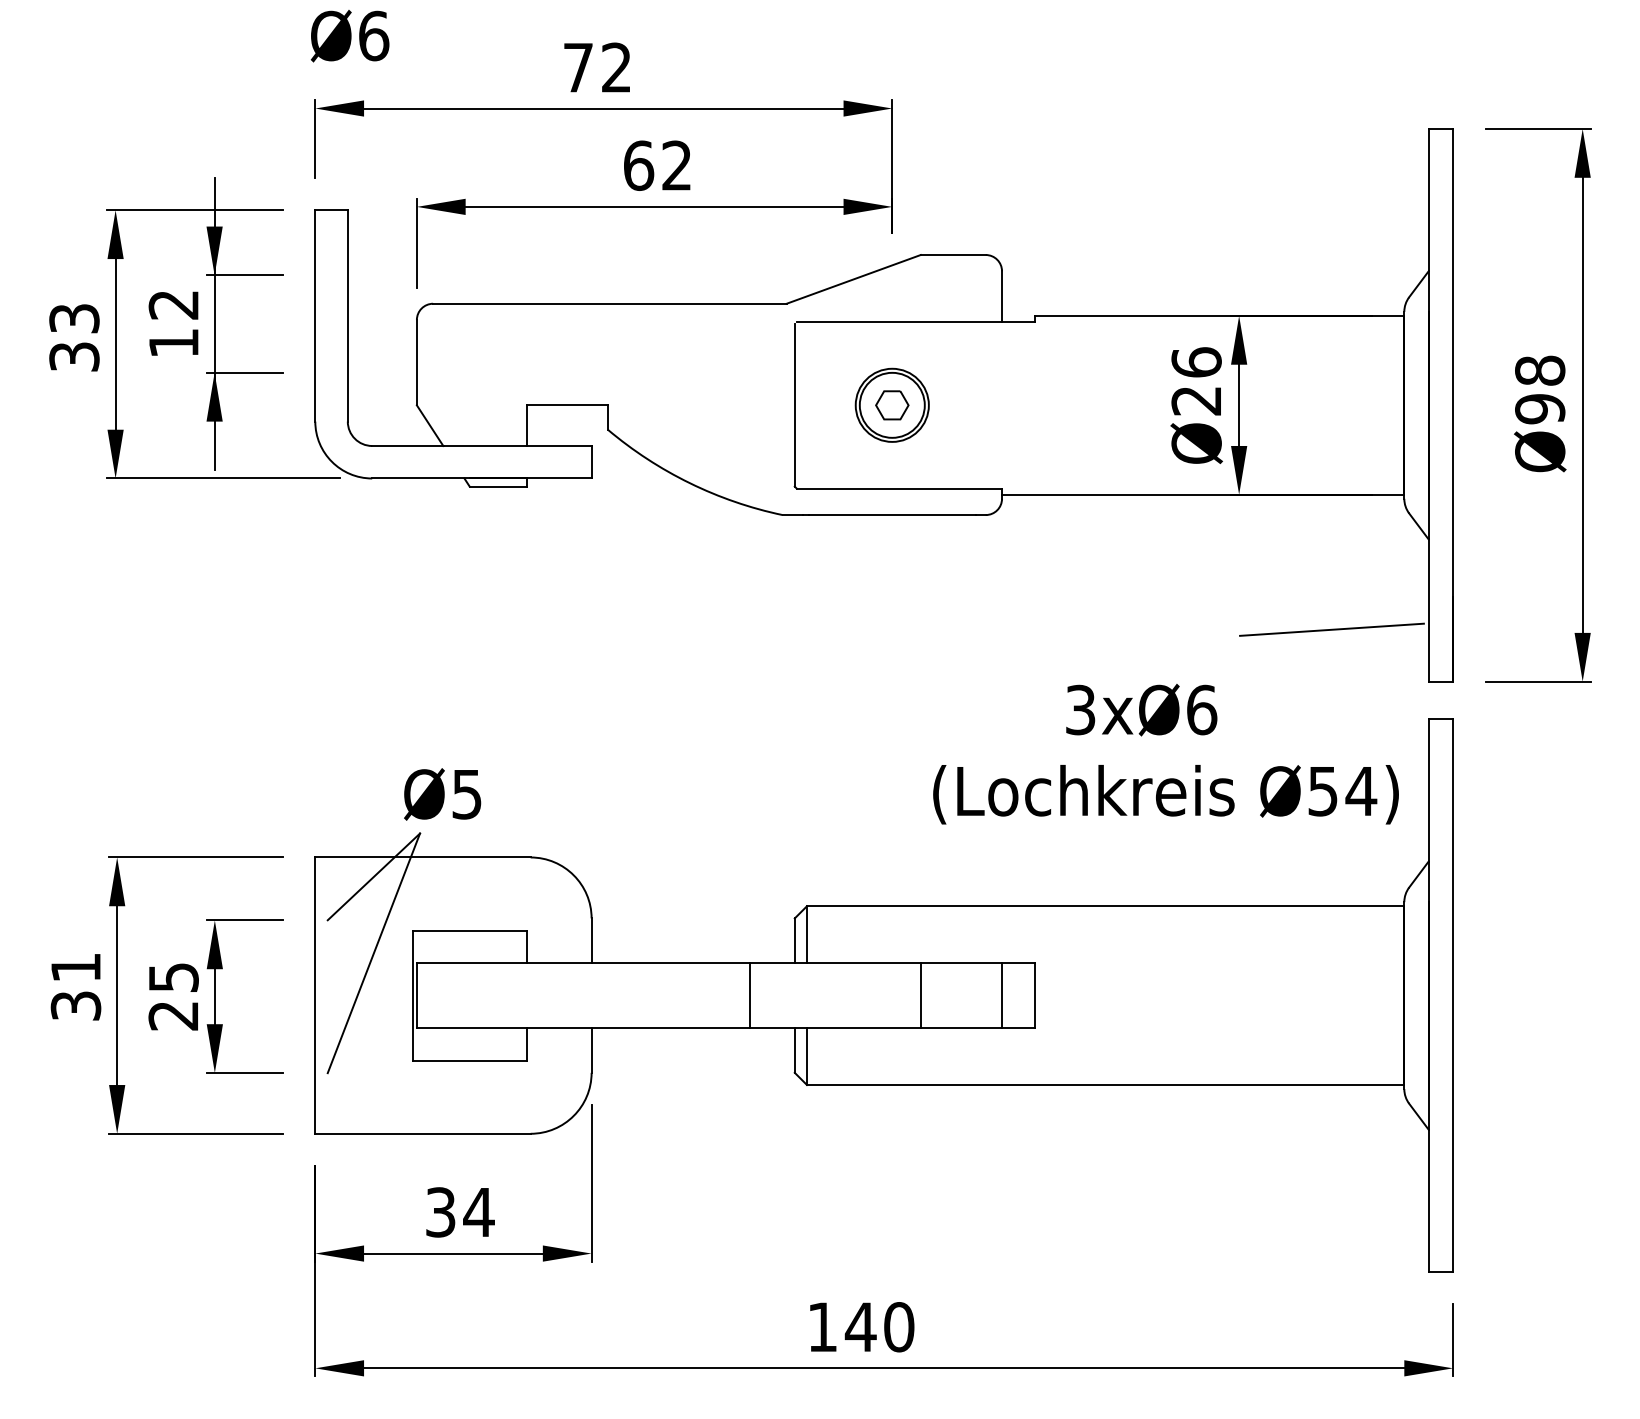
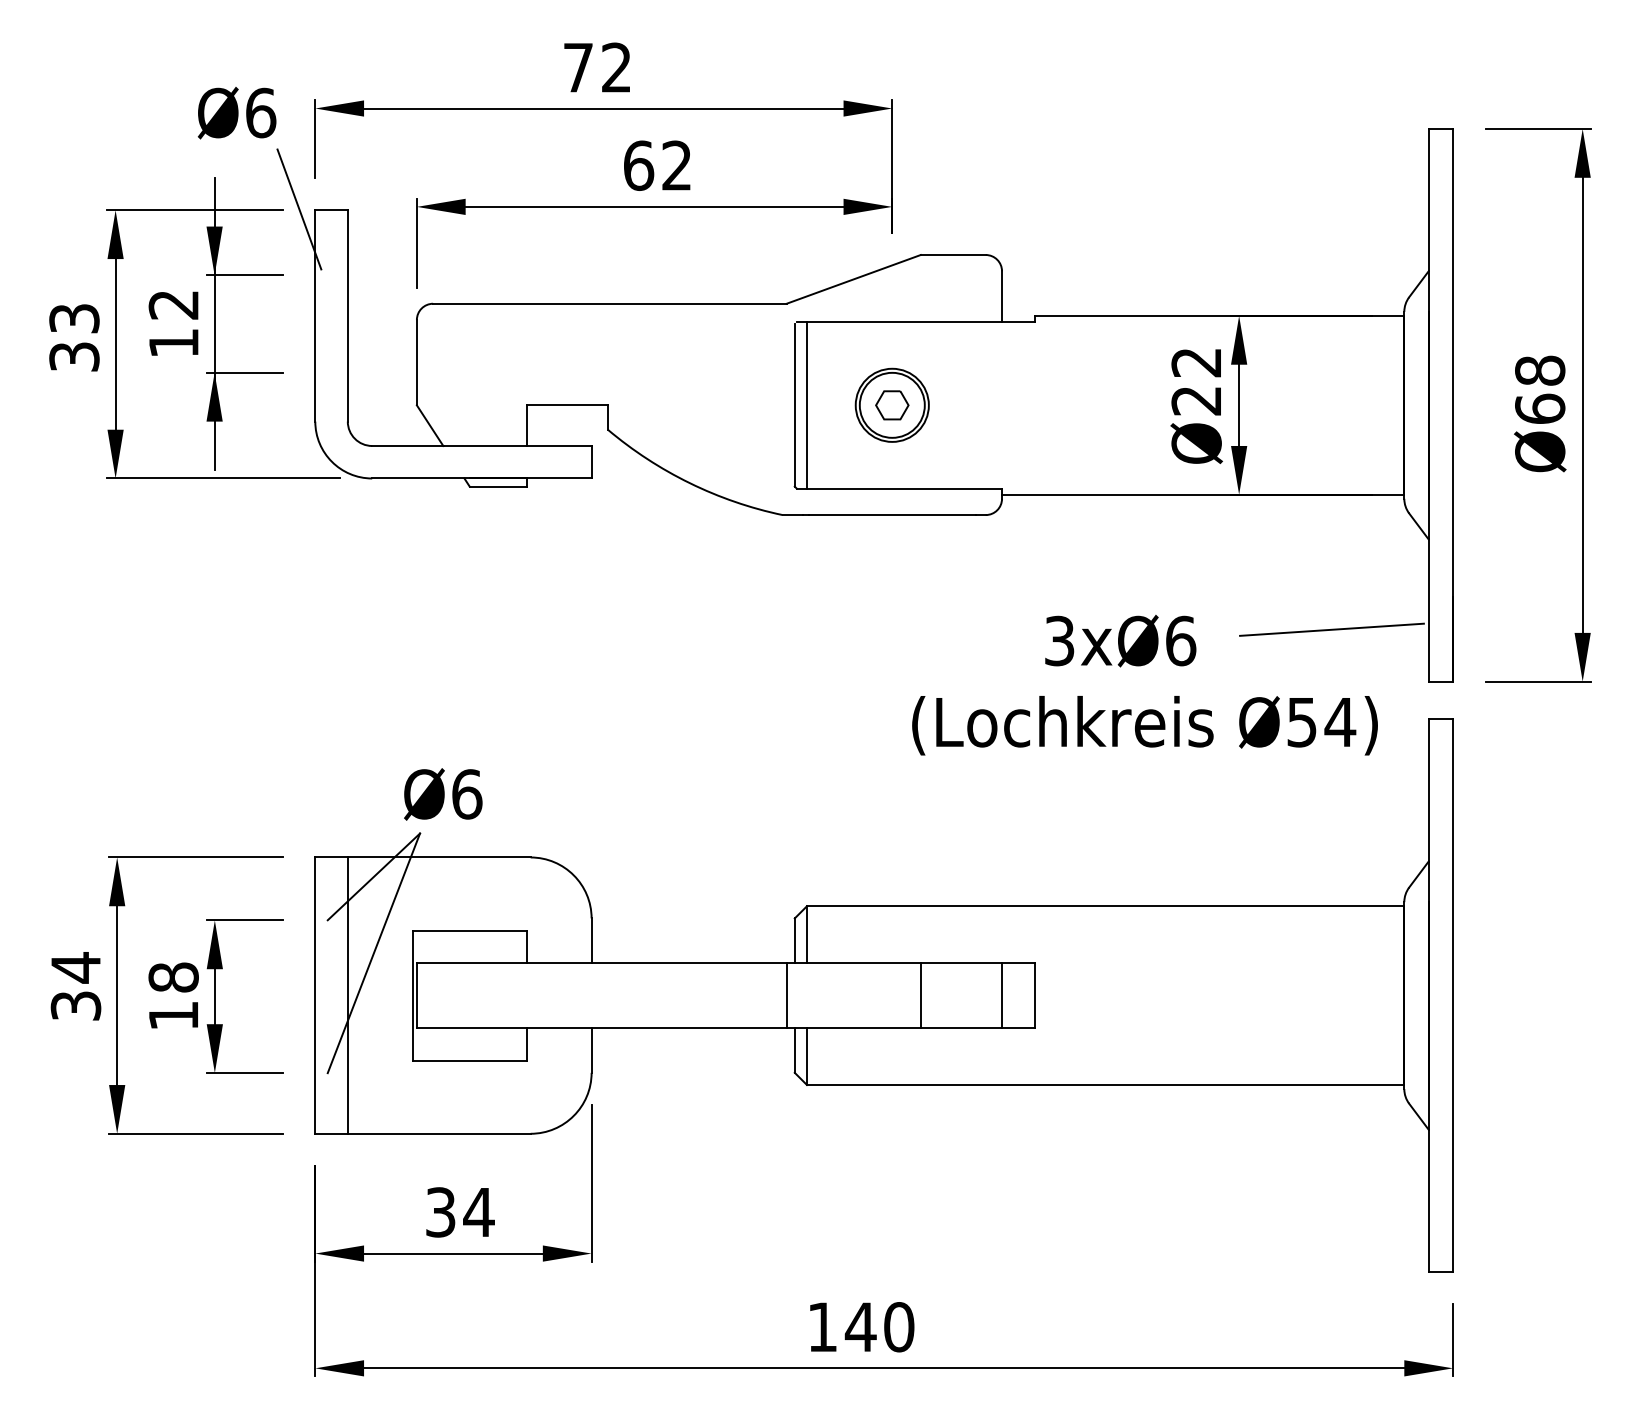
text position: (349, 36) -> (236, 113) (236, 113)
line: none -> present (299, 209)
text: Ø26 -> Ø22 (1196, 362)
line: none -> present (806, 405)
text: Ø98 -> Ø68 (1540, 408)
text position: (1165, 754) -> (1144, 685) (1144, 685)
text: Ø5 -> Ø6 (467, 794)
text: 31 -> 34 (75, 967)
line: none -> present (347, 995)
line position: (749, 995) -> (786, 995) (786, 995)
text: 25 -> 18 (173, 996)
